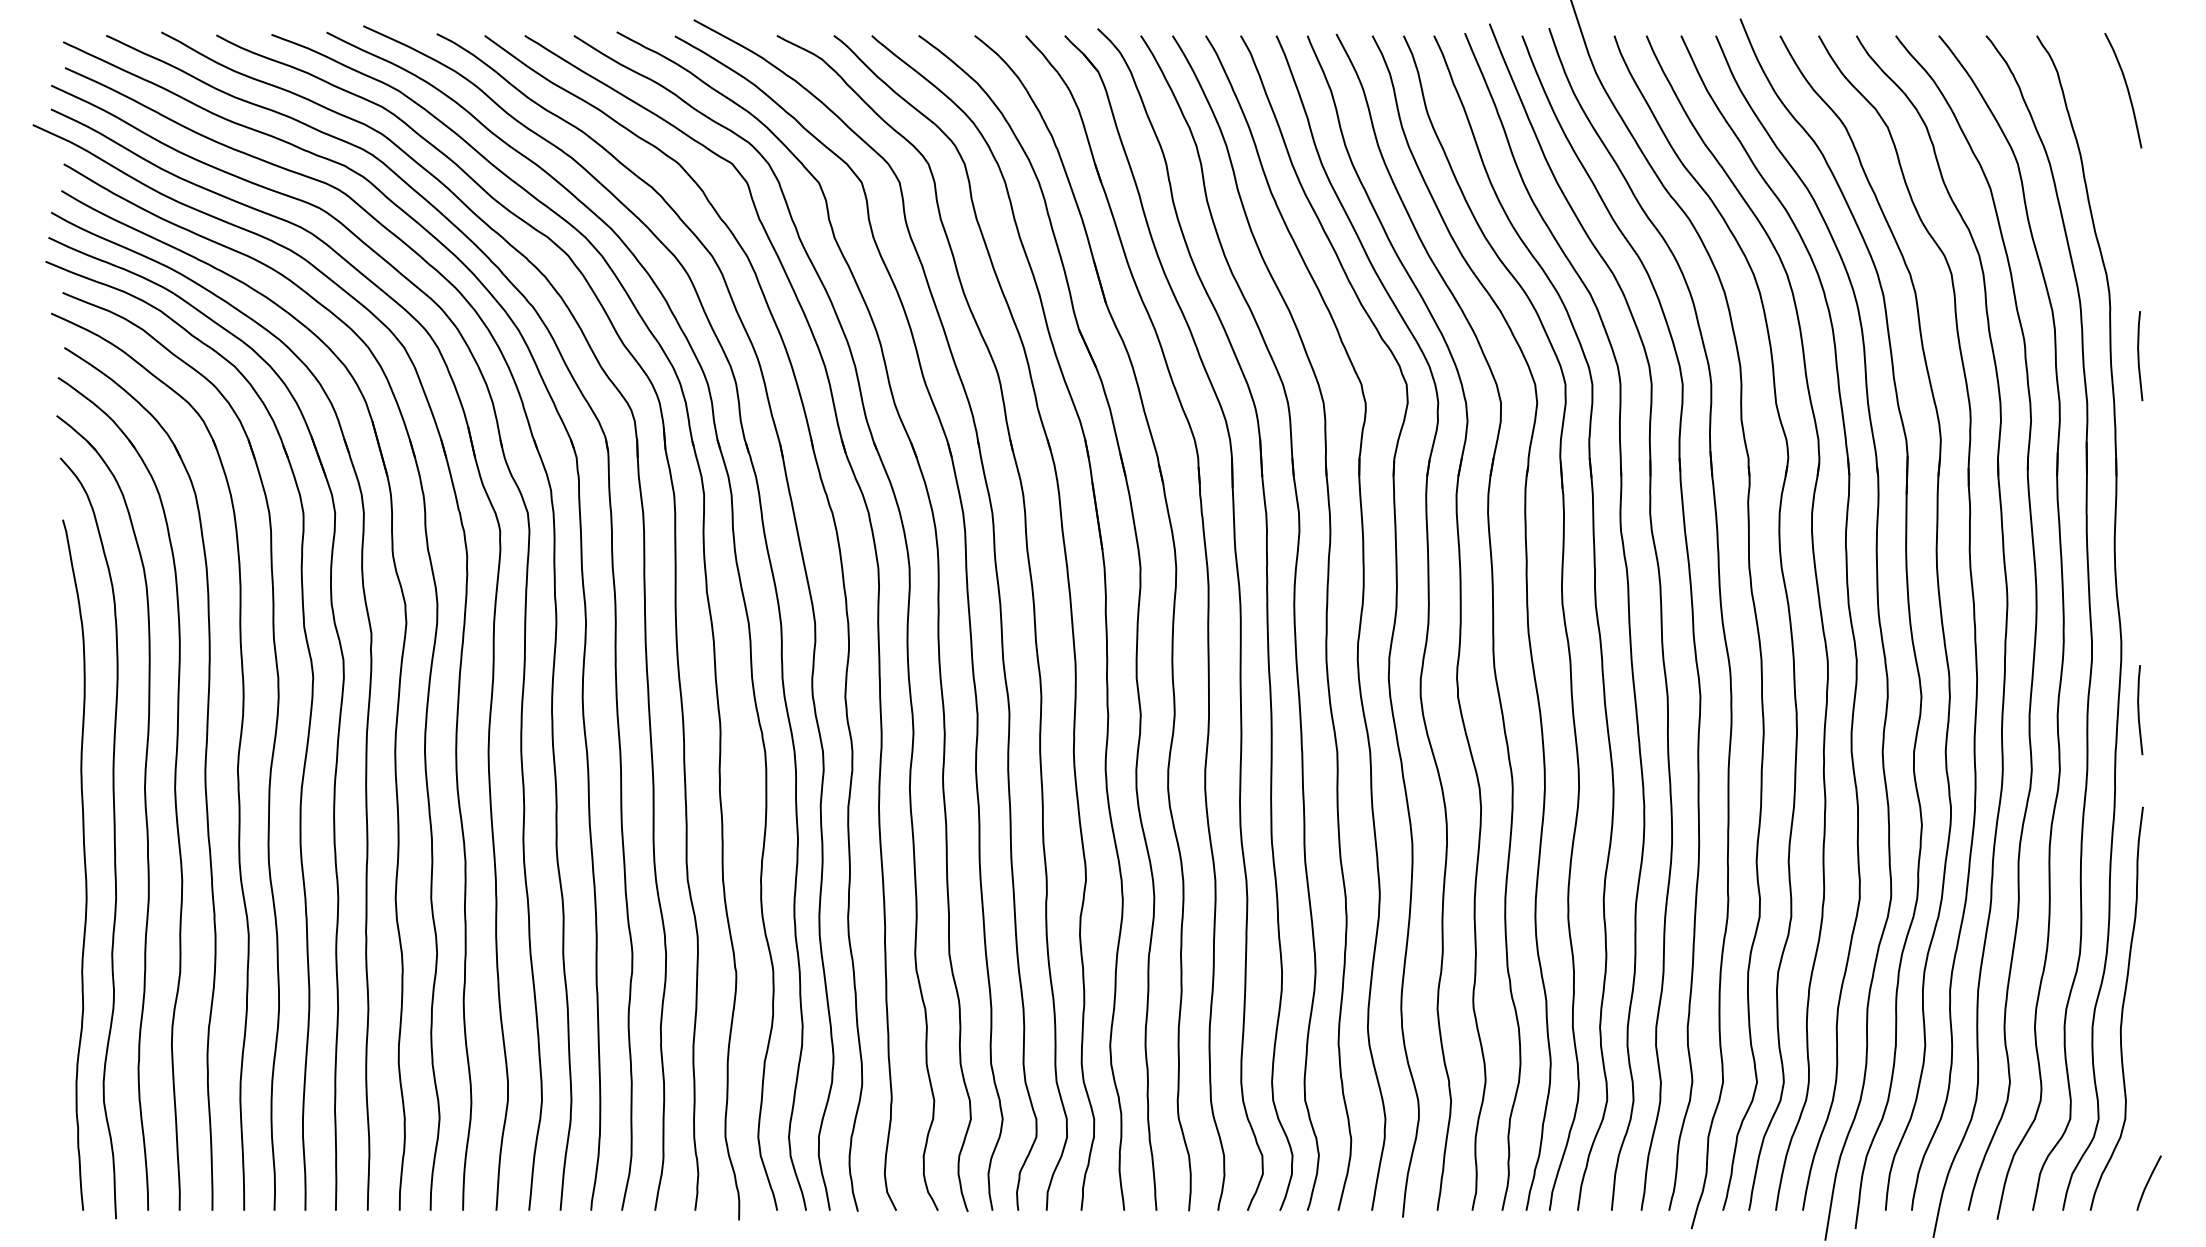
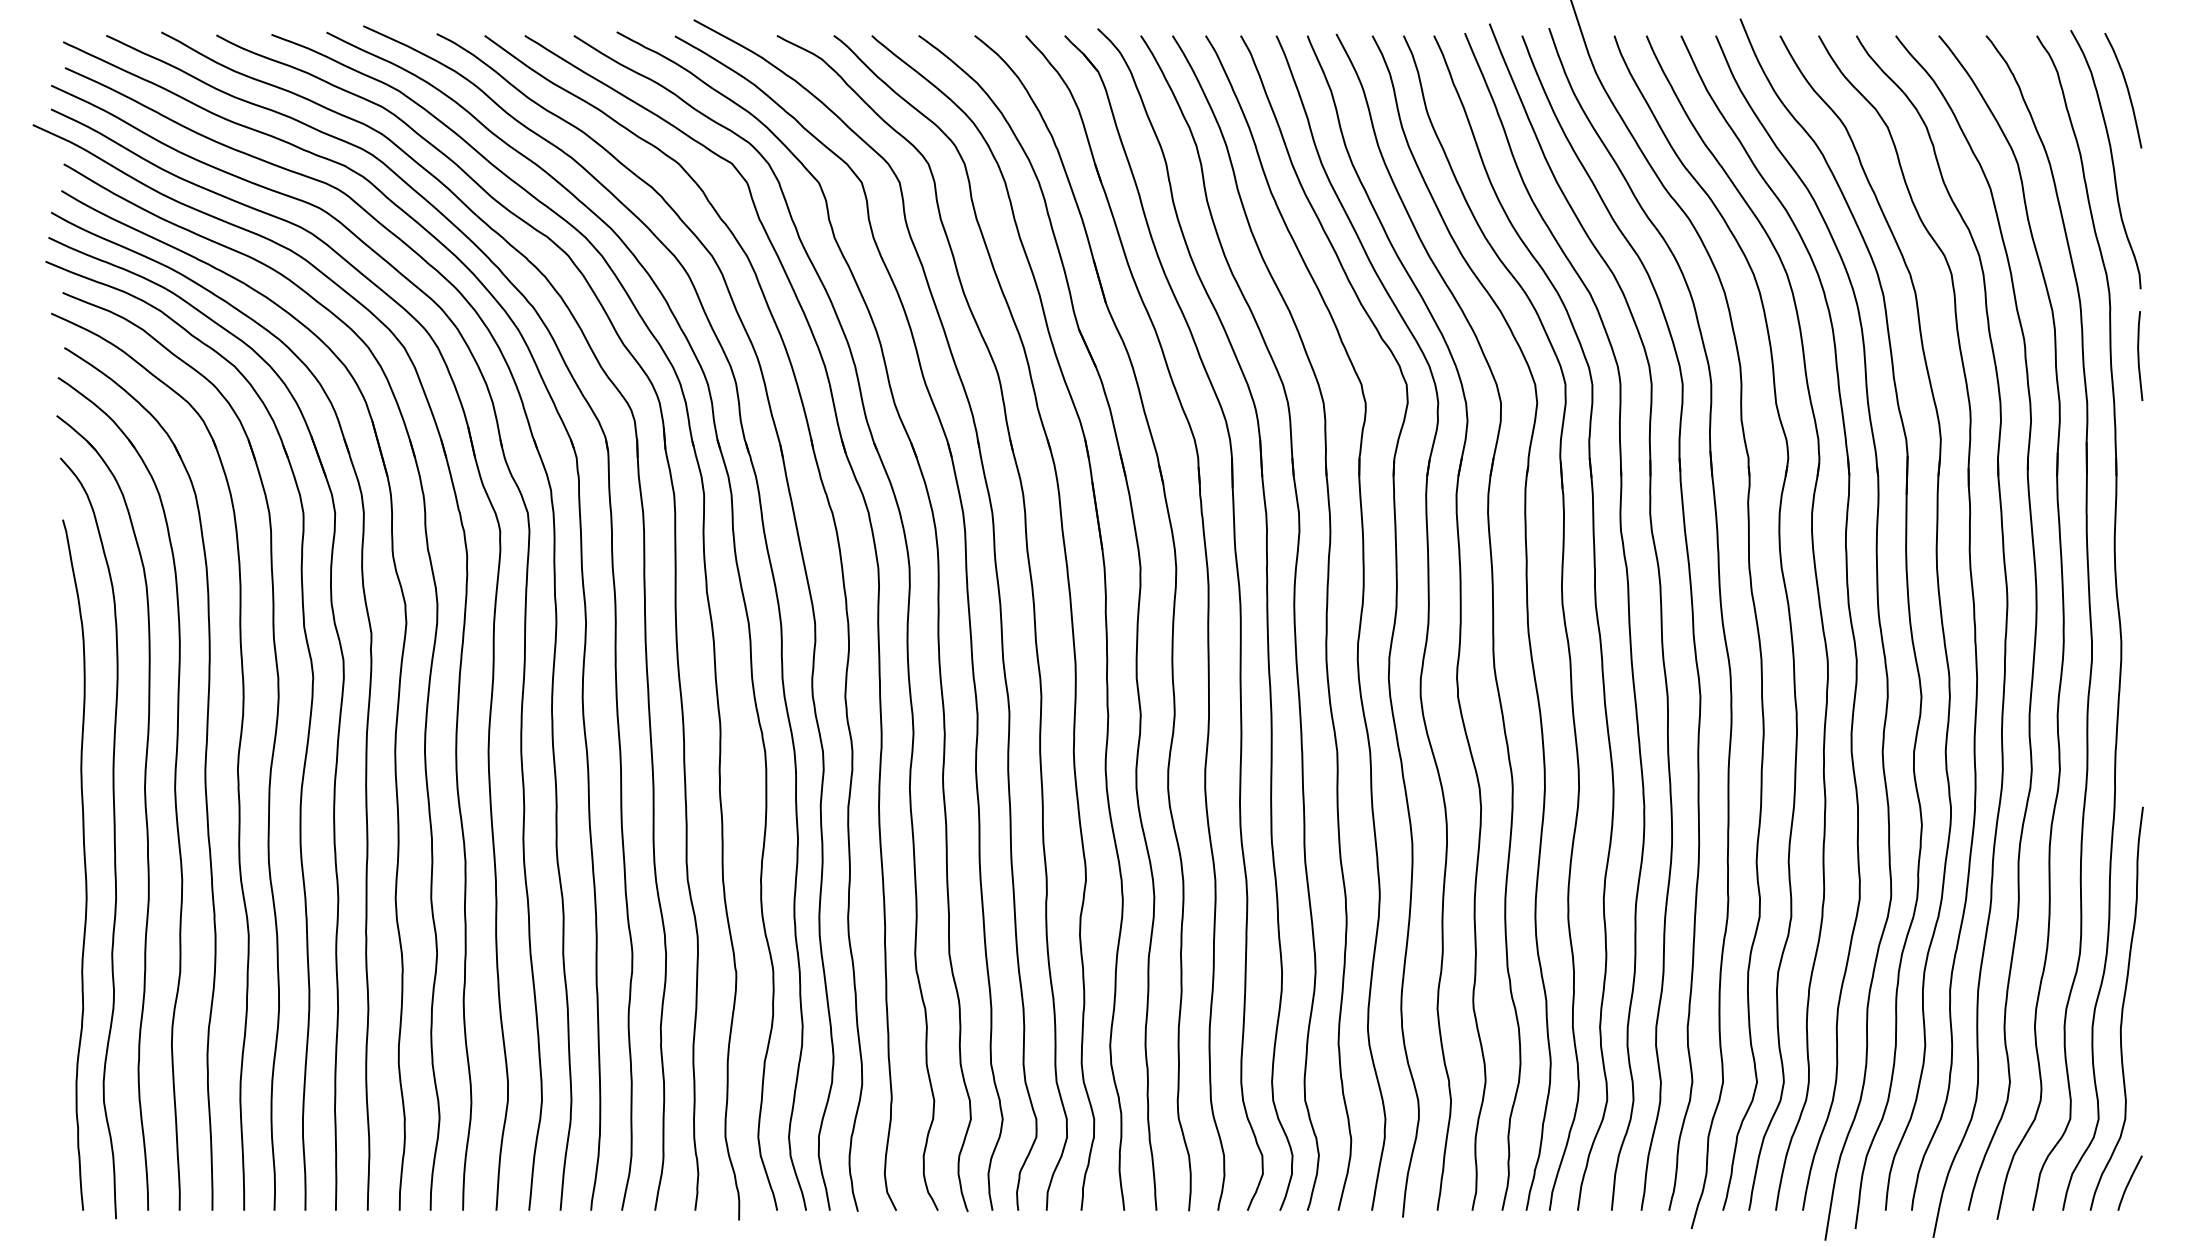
curve: none -> present (2111, 159)
line: present -> none (2139, 710)
curve position: (2148, 1182) -> (2129, 1182) (2129, 1182)
